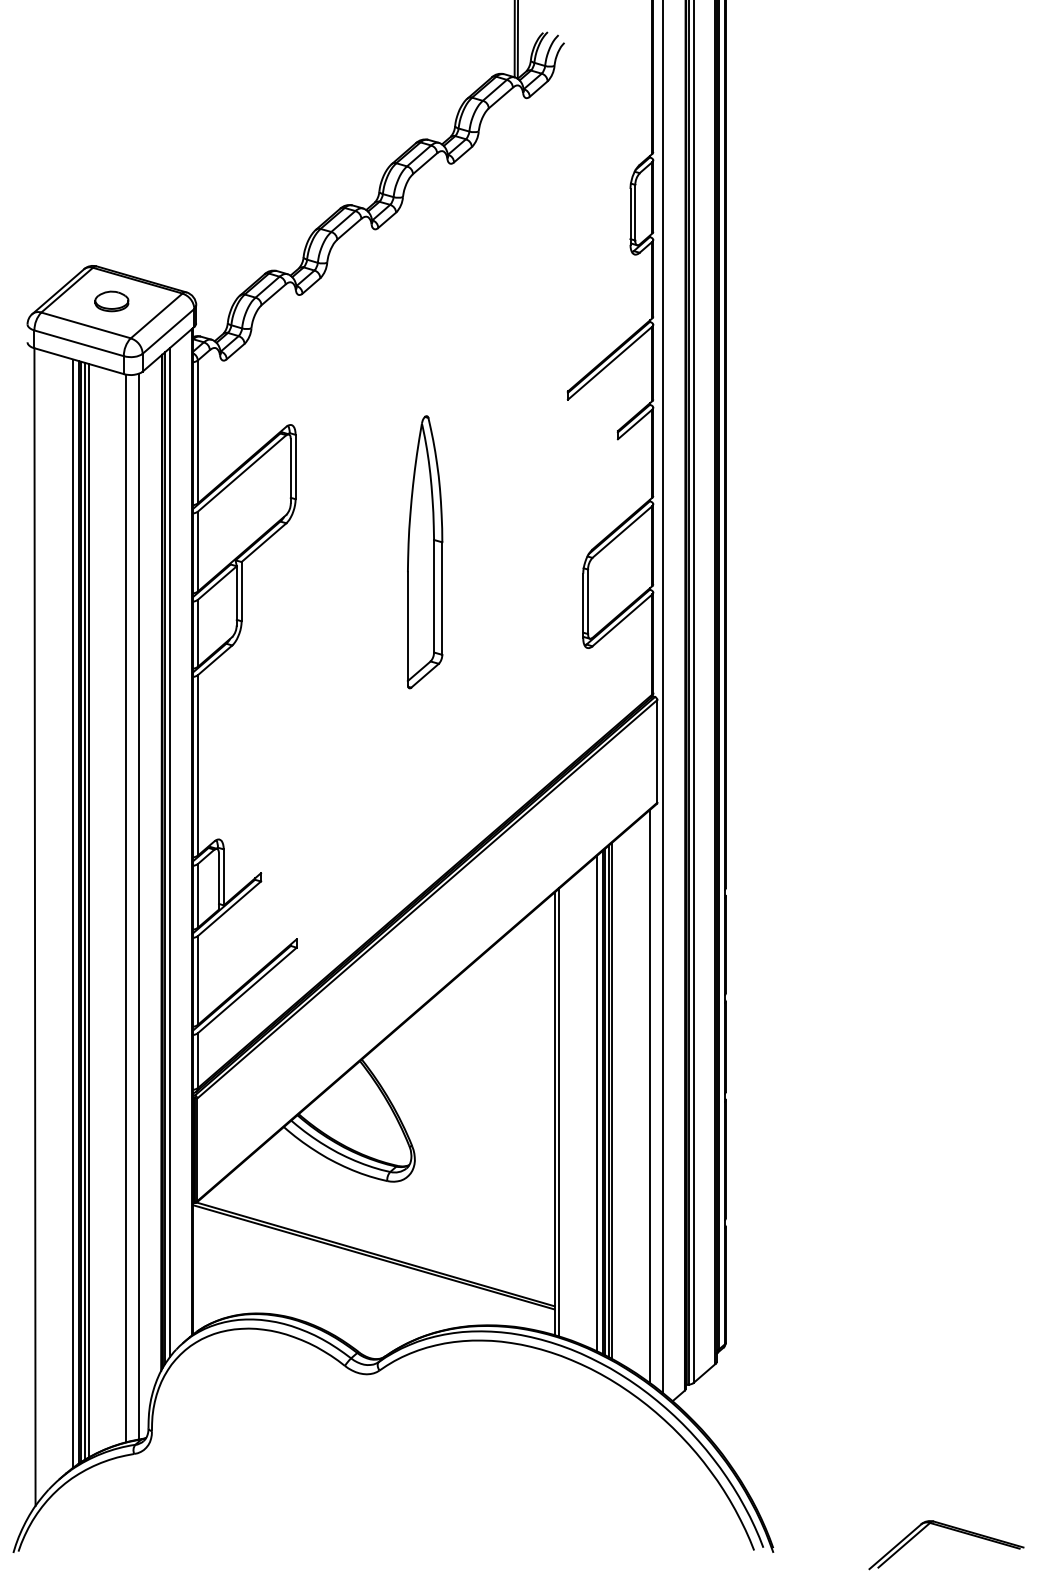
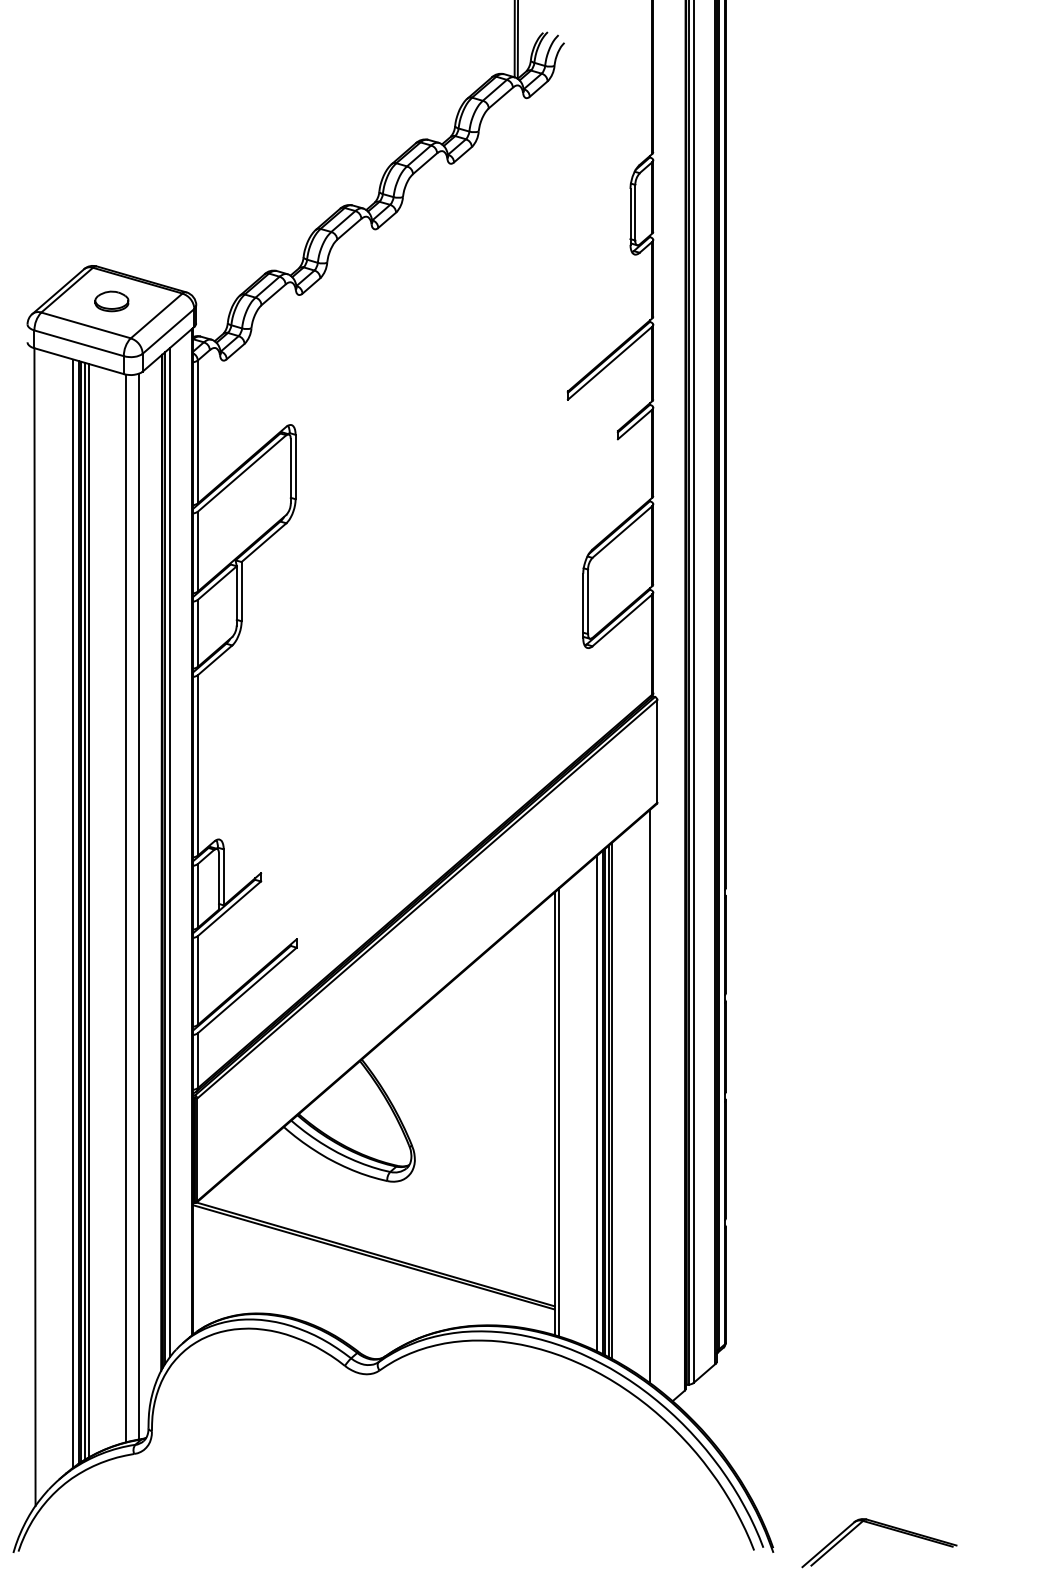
part: present -> none (425, 552)
line: present -> none (663, 697)
part position: (951, 1530) -> (884, 1528) (884, 1528)
